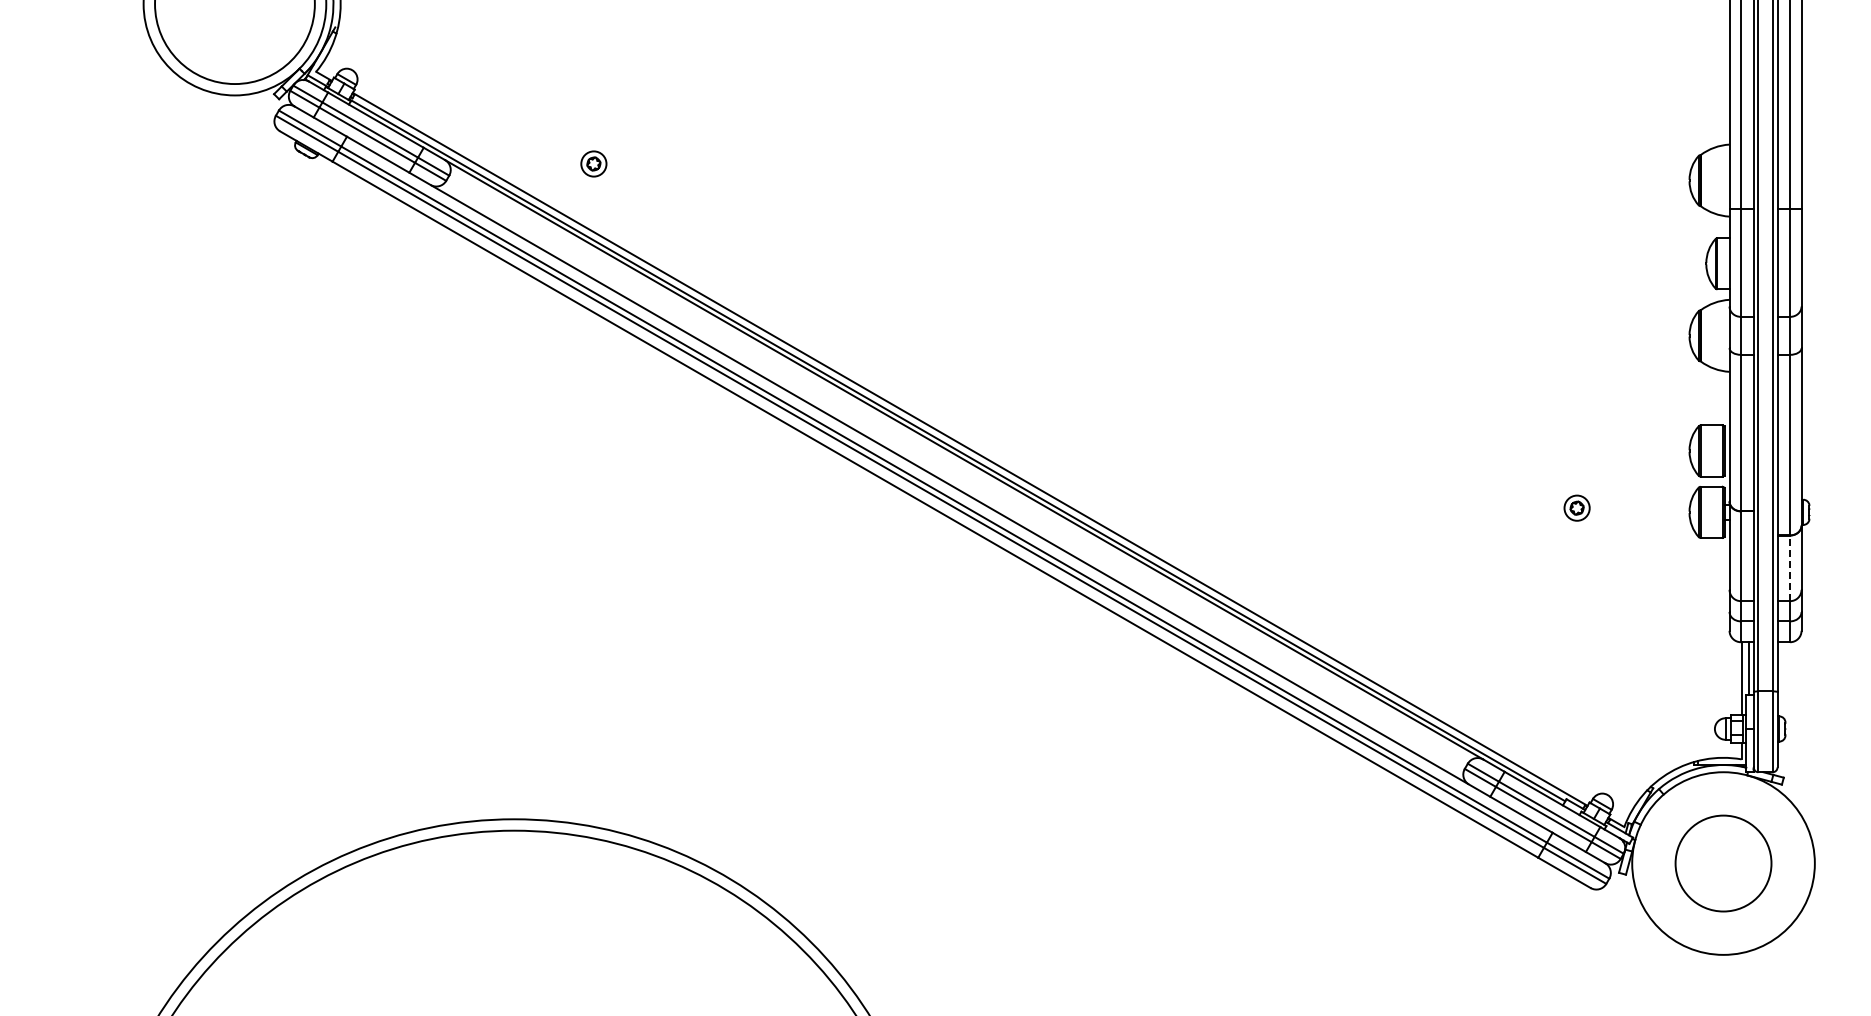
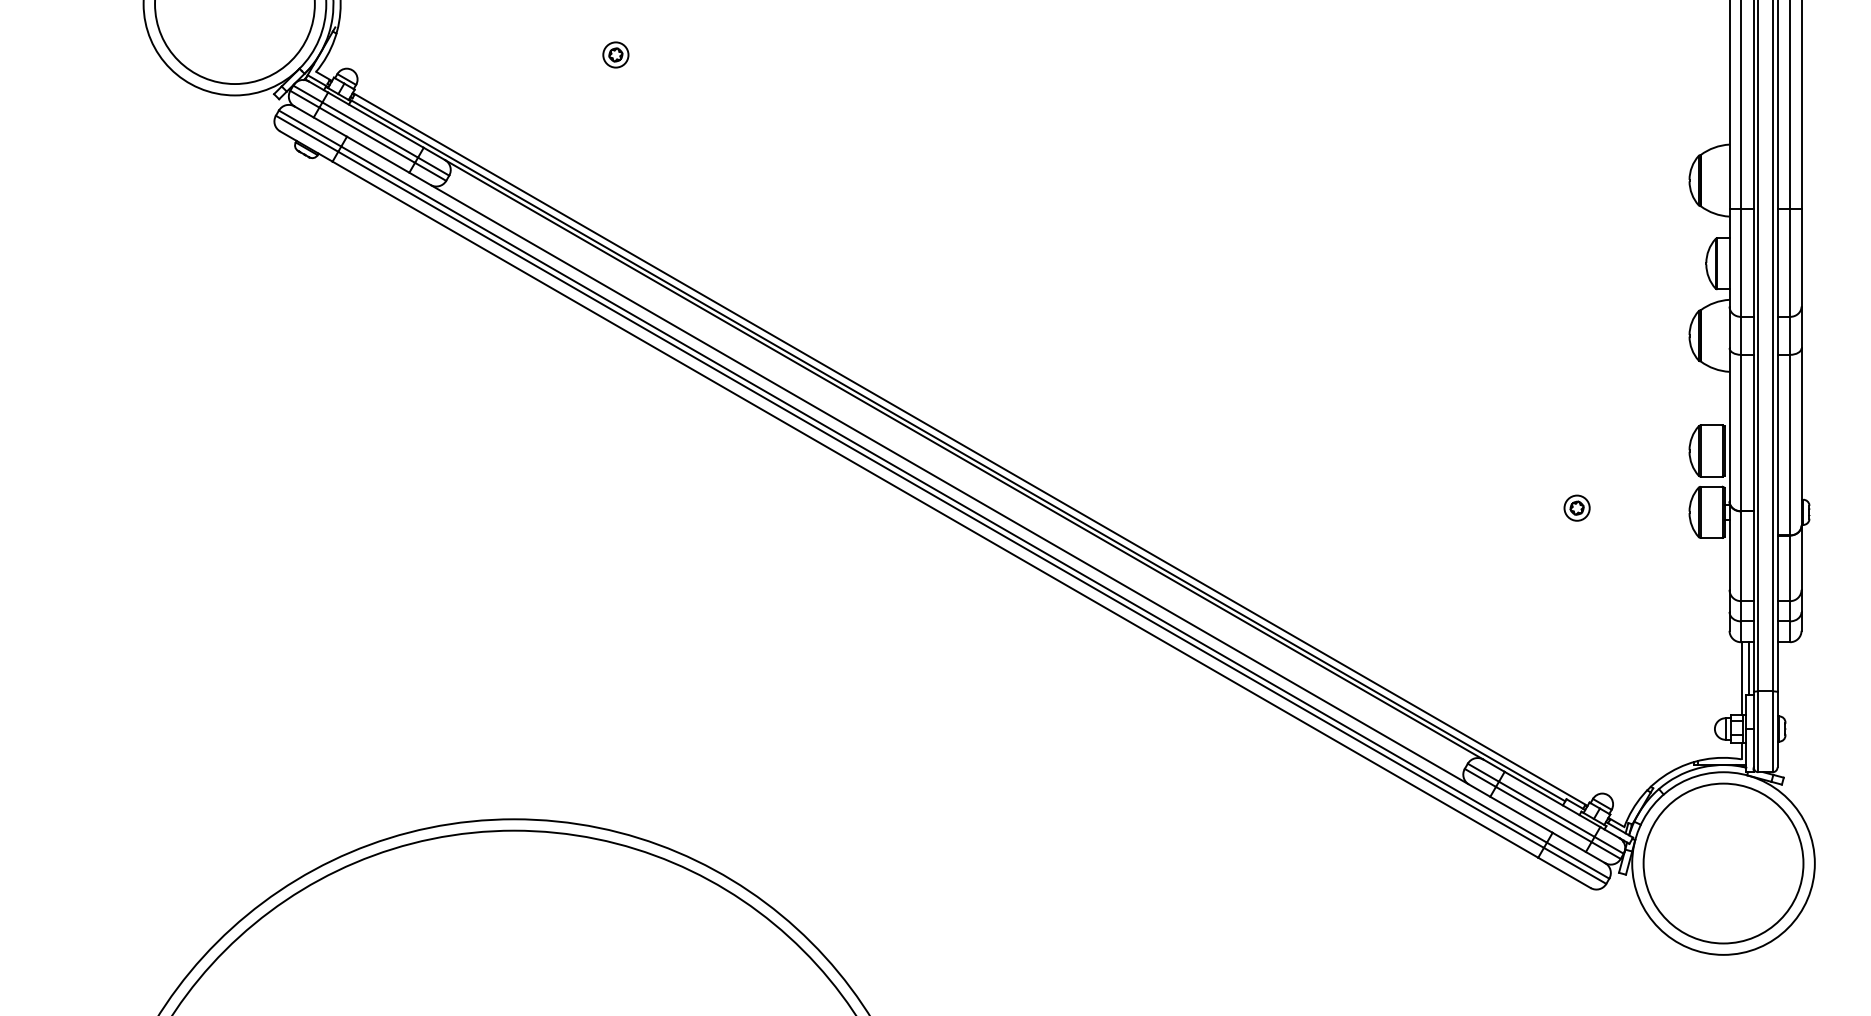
part position: (593, 163) -> (615, 54) (615, 54)
line: dashed -> solid (1790, 568)
circle diameter: 96 px -> 160 px (1723, 863)
